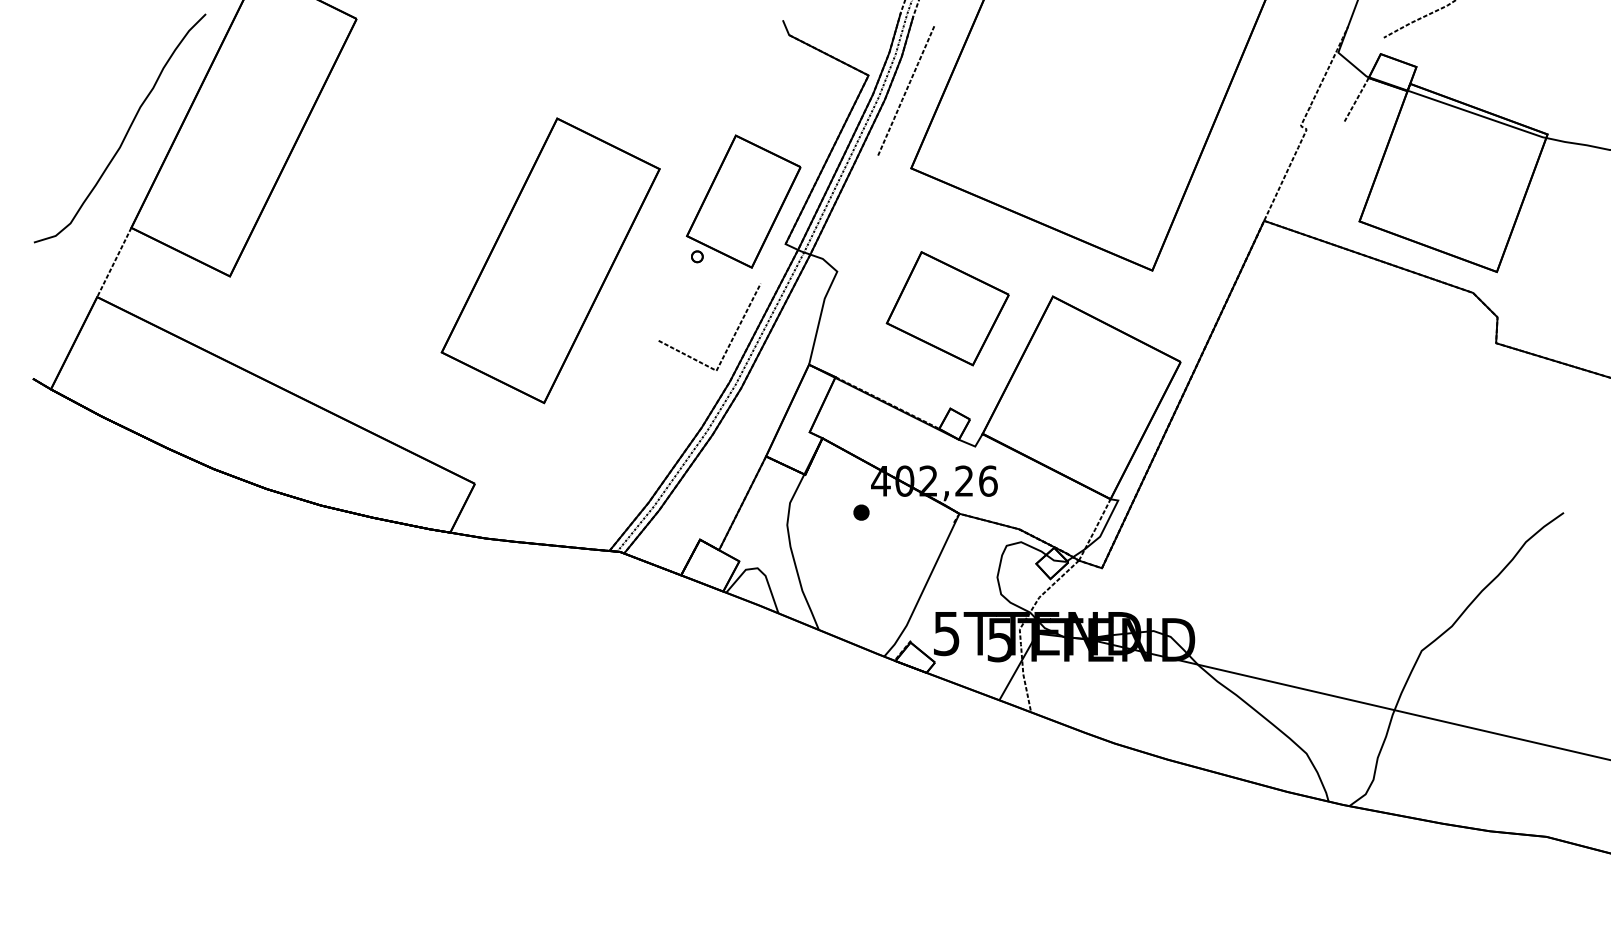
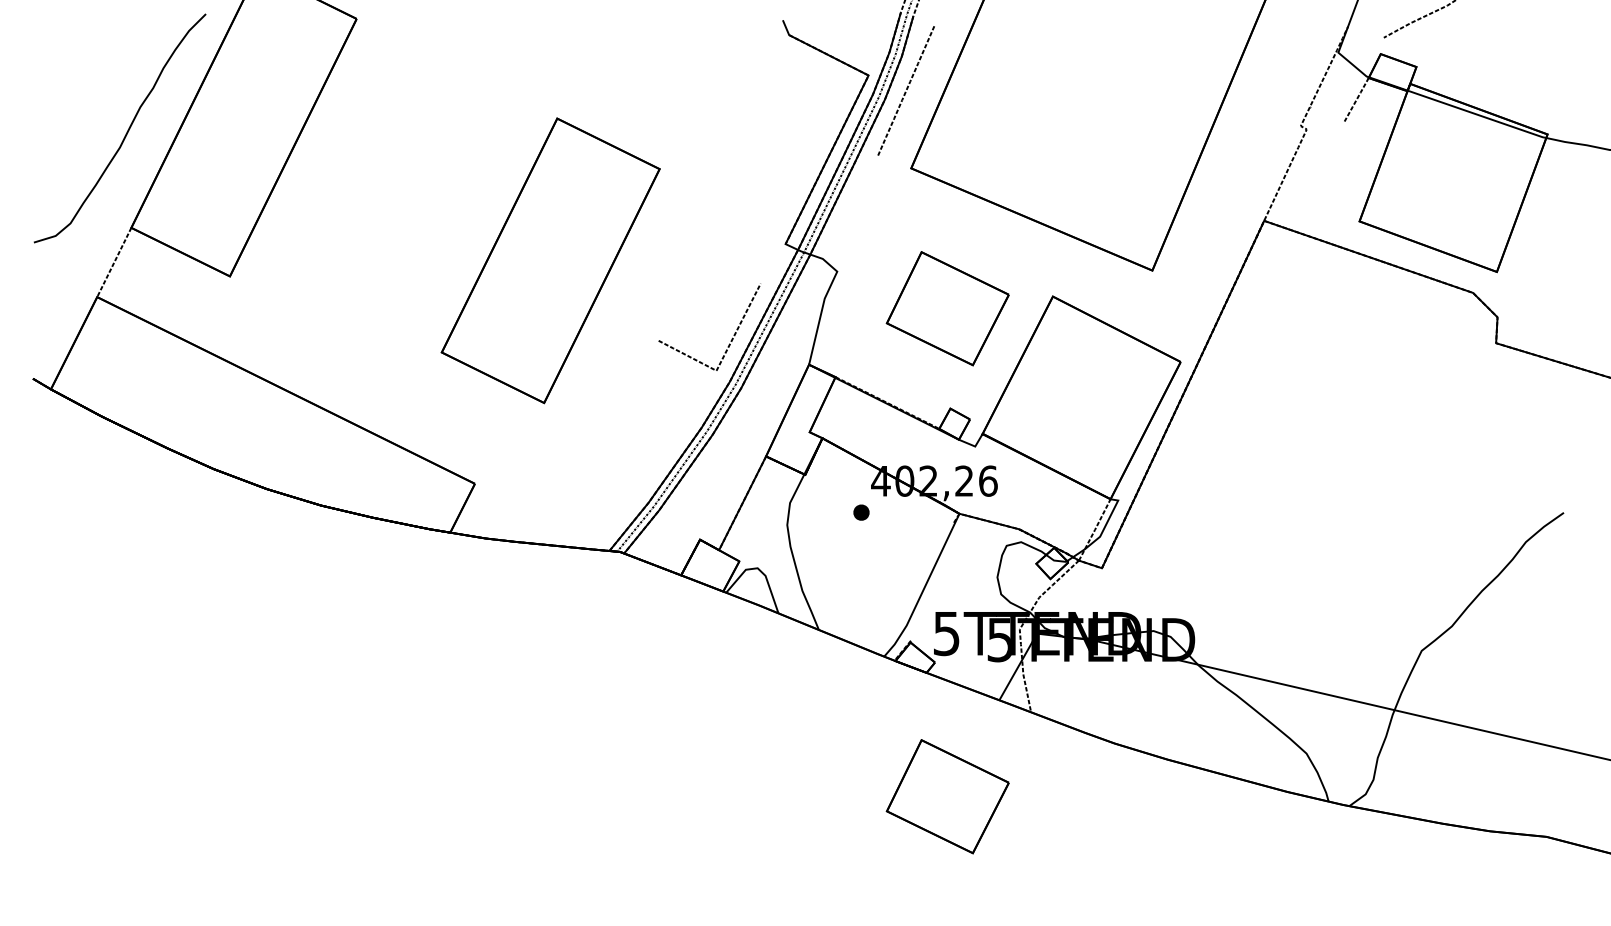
part: present -> none (743, 201)
part: none -> present (947, 796)
